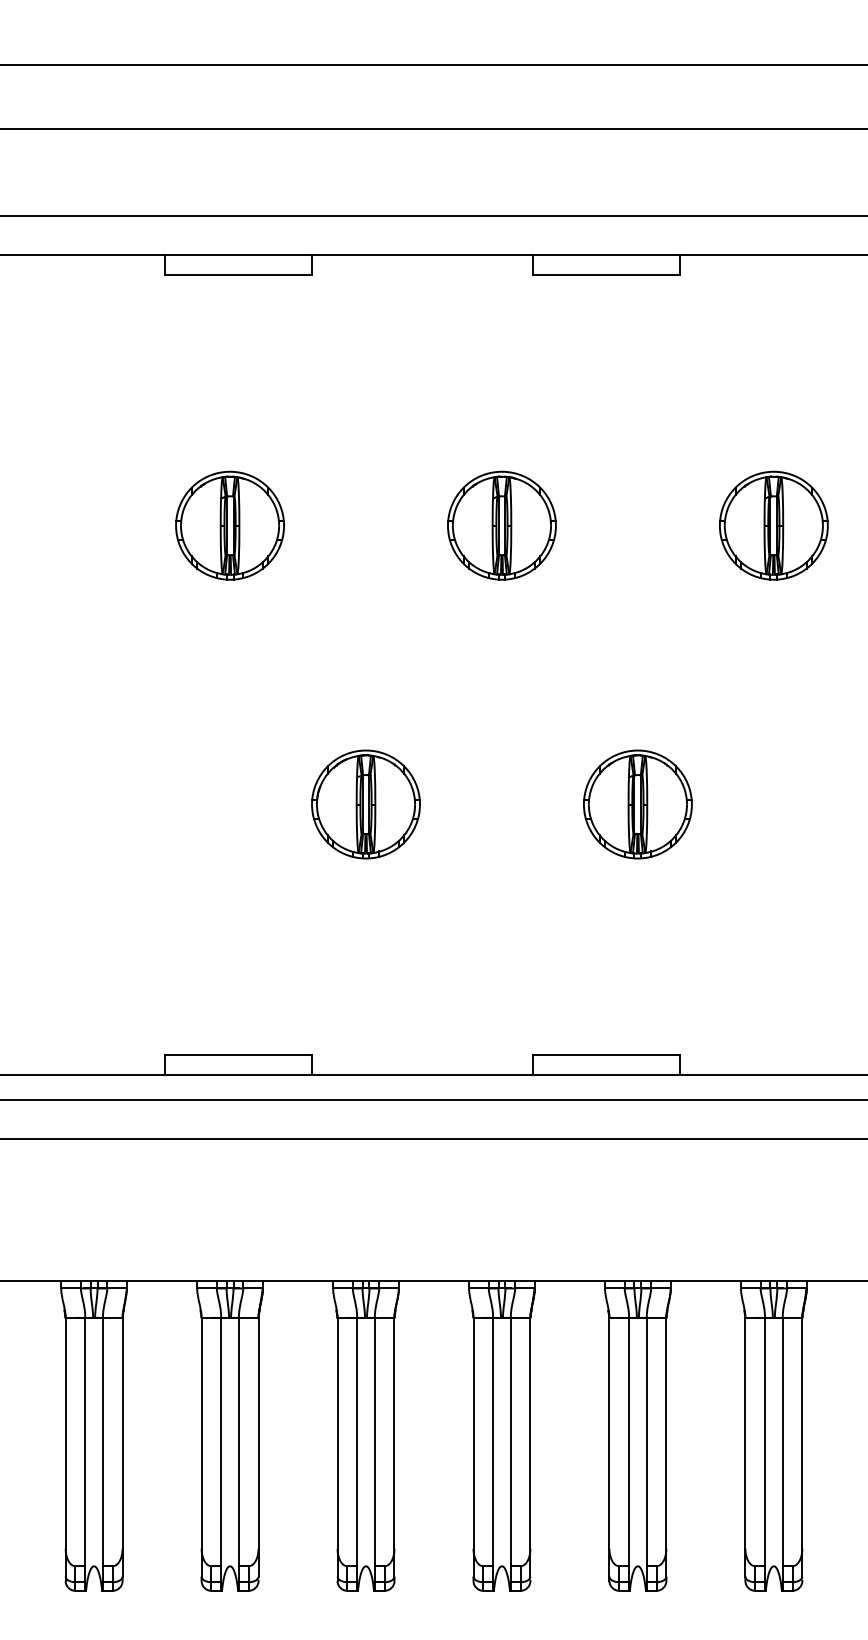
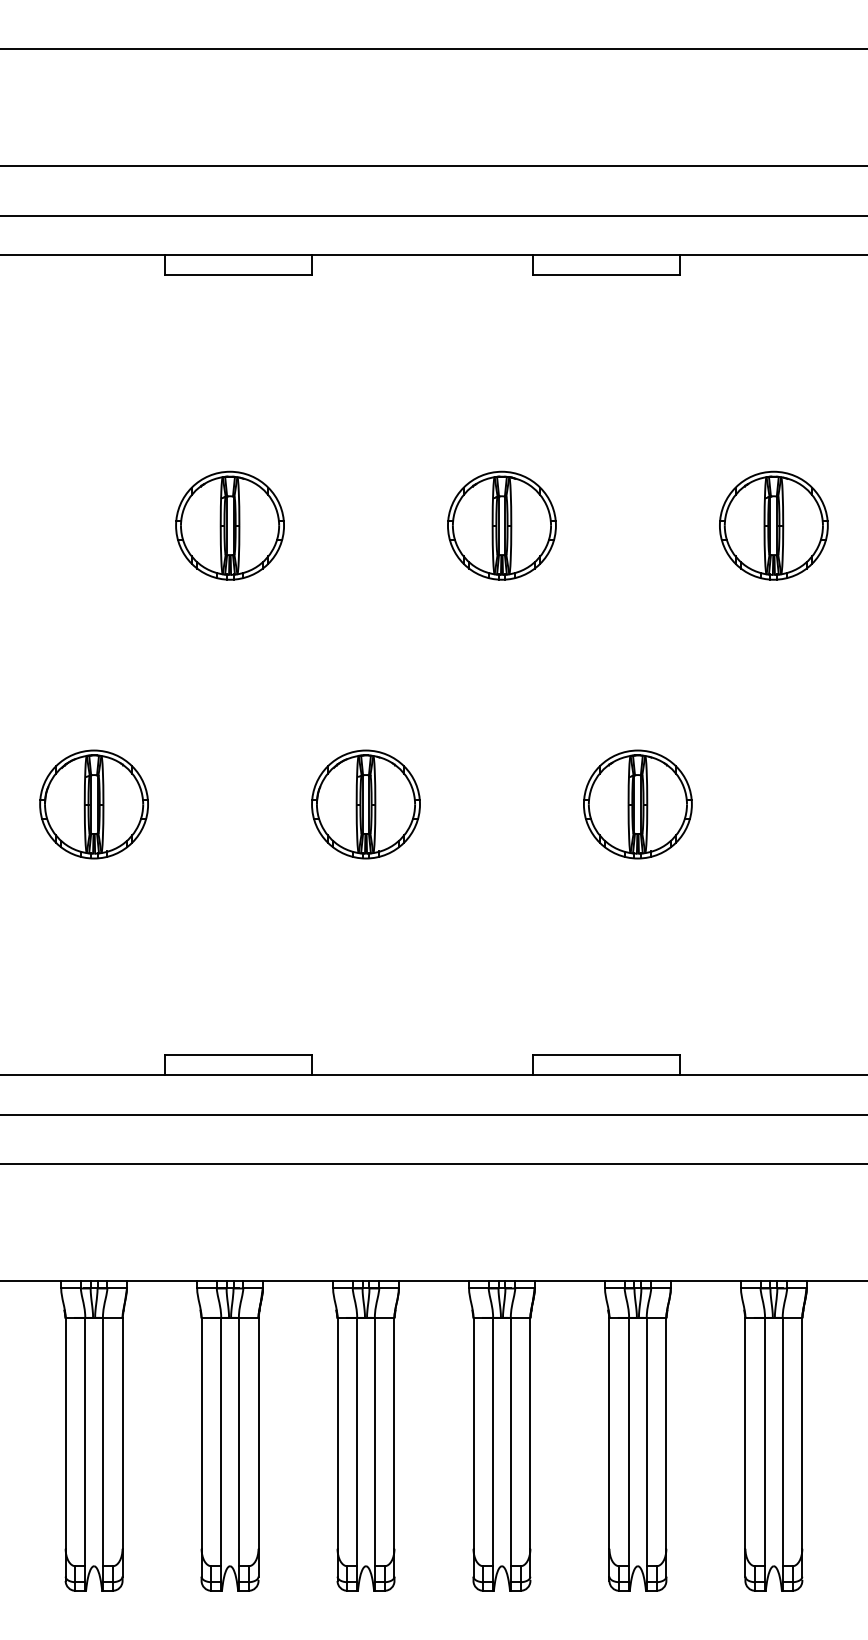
line position: (433, 65) -> (433, 49) (433, 49)
line position: (433, 129) -> (433, 166) (433, 166)
part: none -> present (93, 804)
line position: (433, 1099) -> (433, 1114) (433, 1114)
line position: (433, 1138) -> (433, 1163) (433, 1163)
